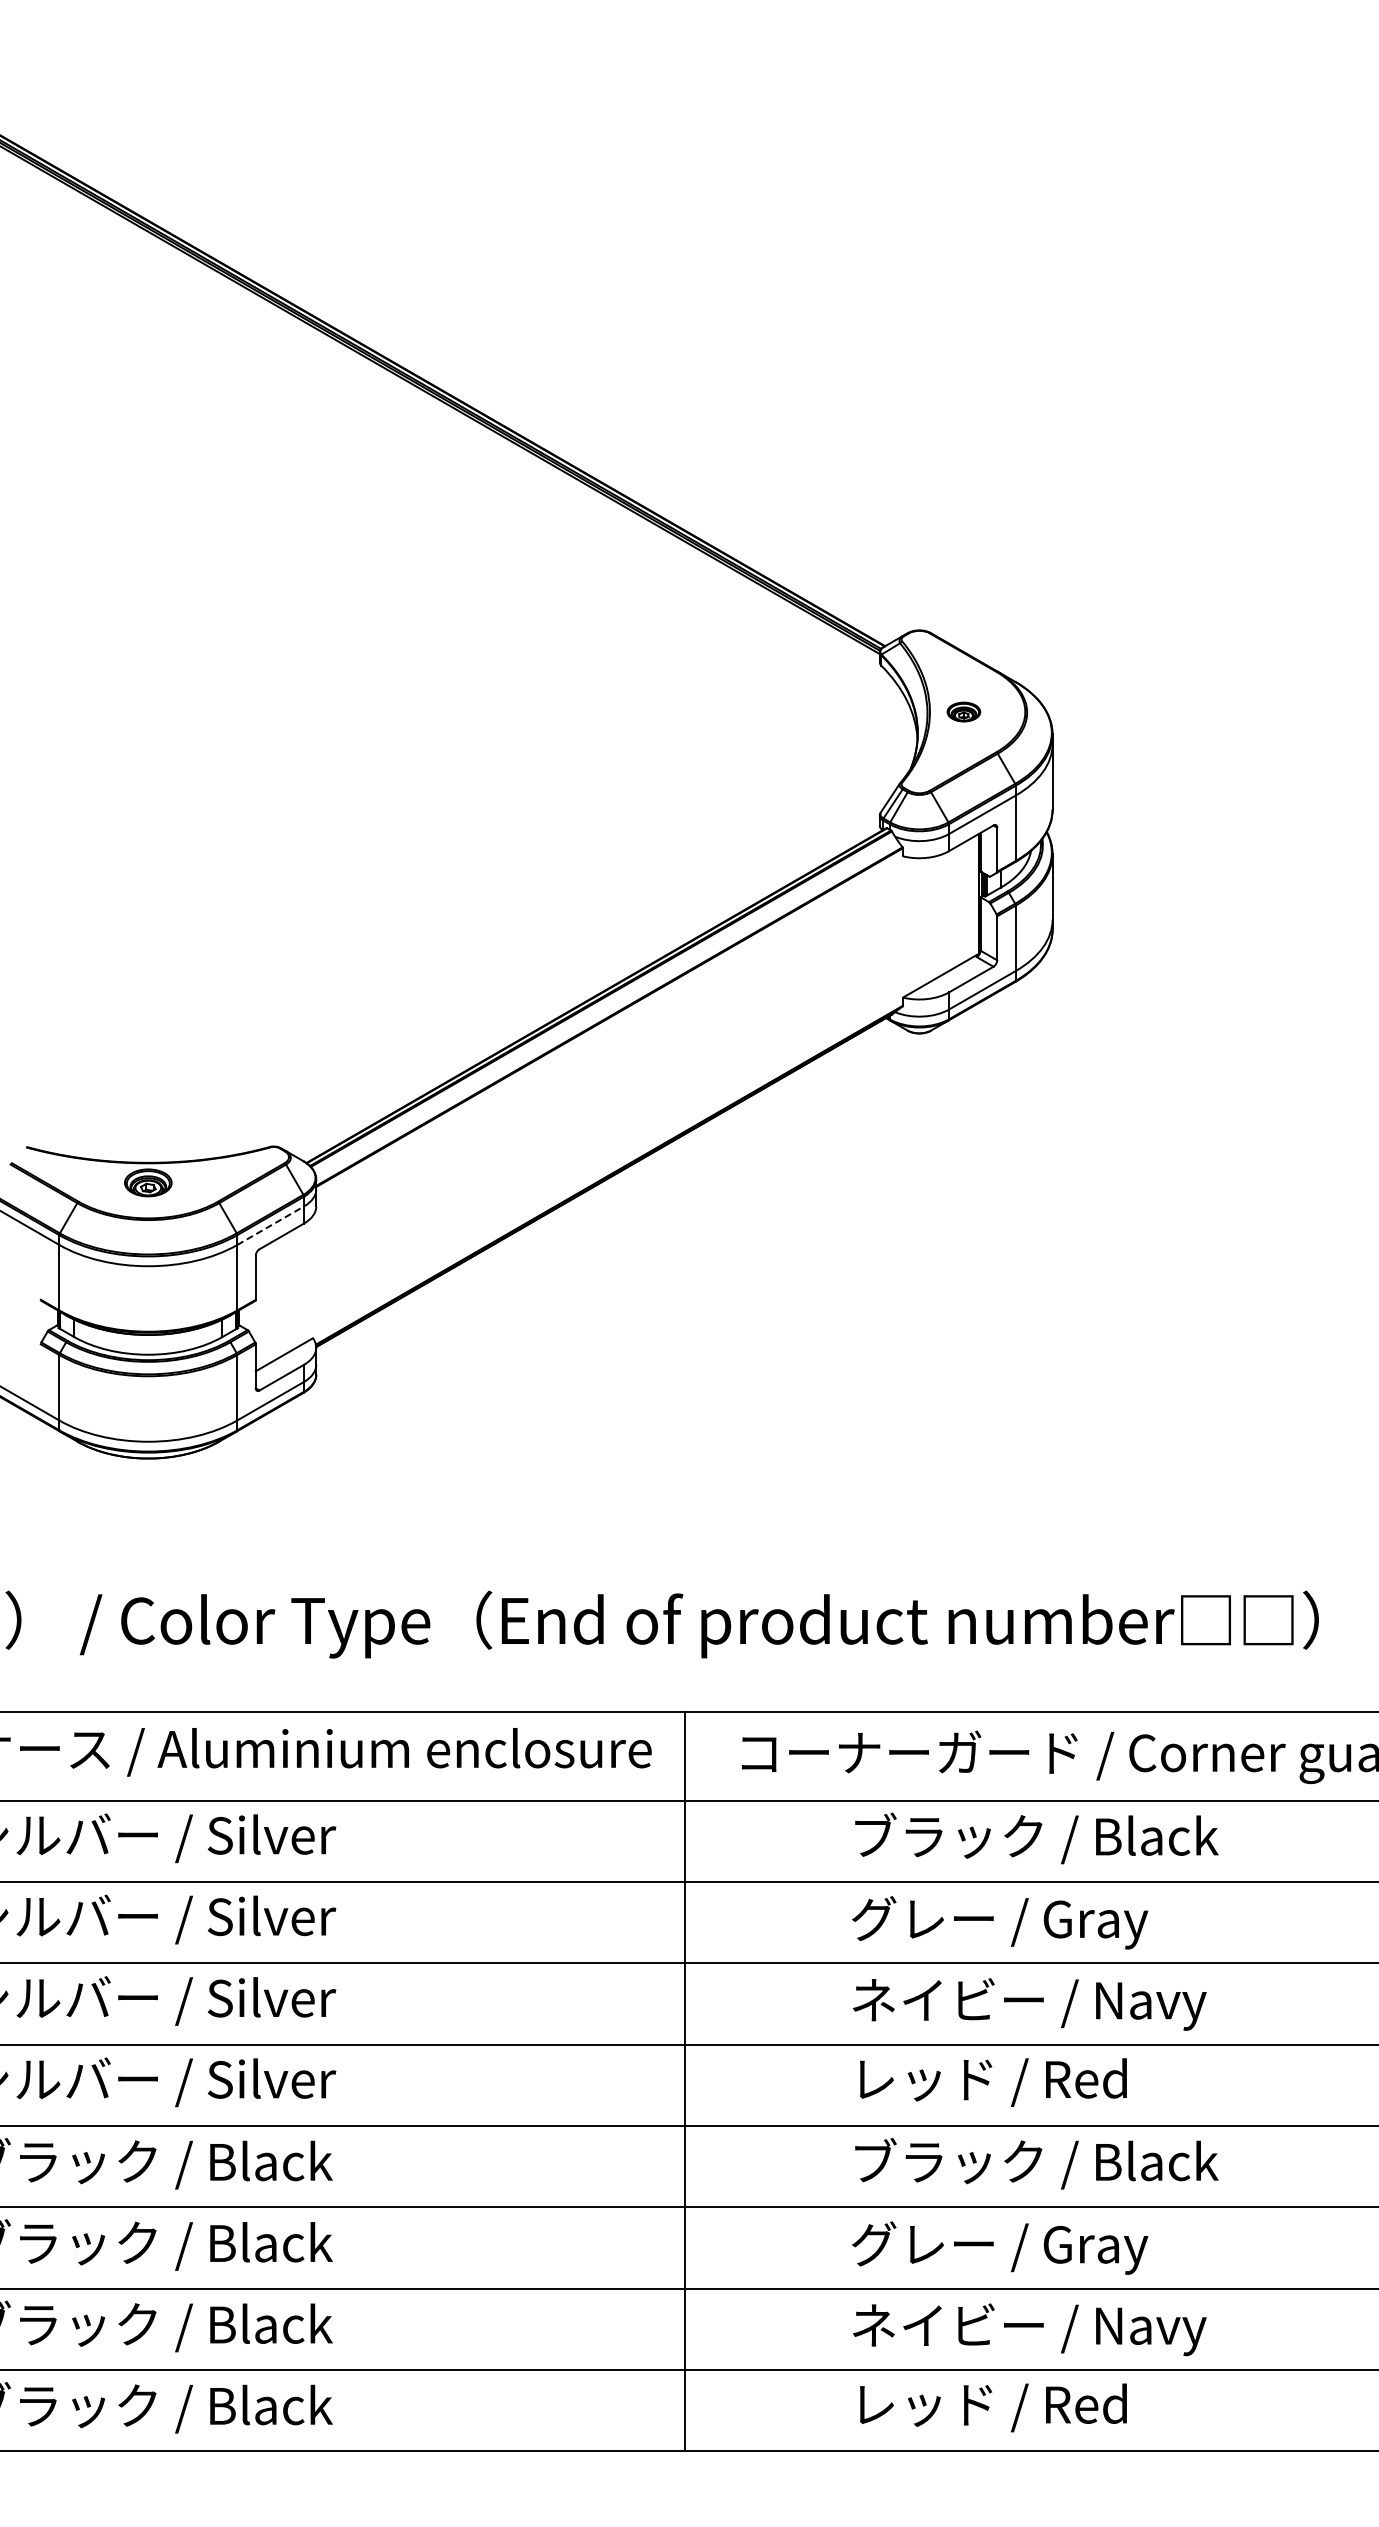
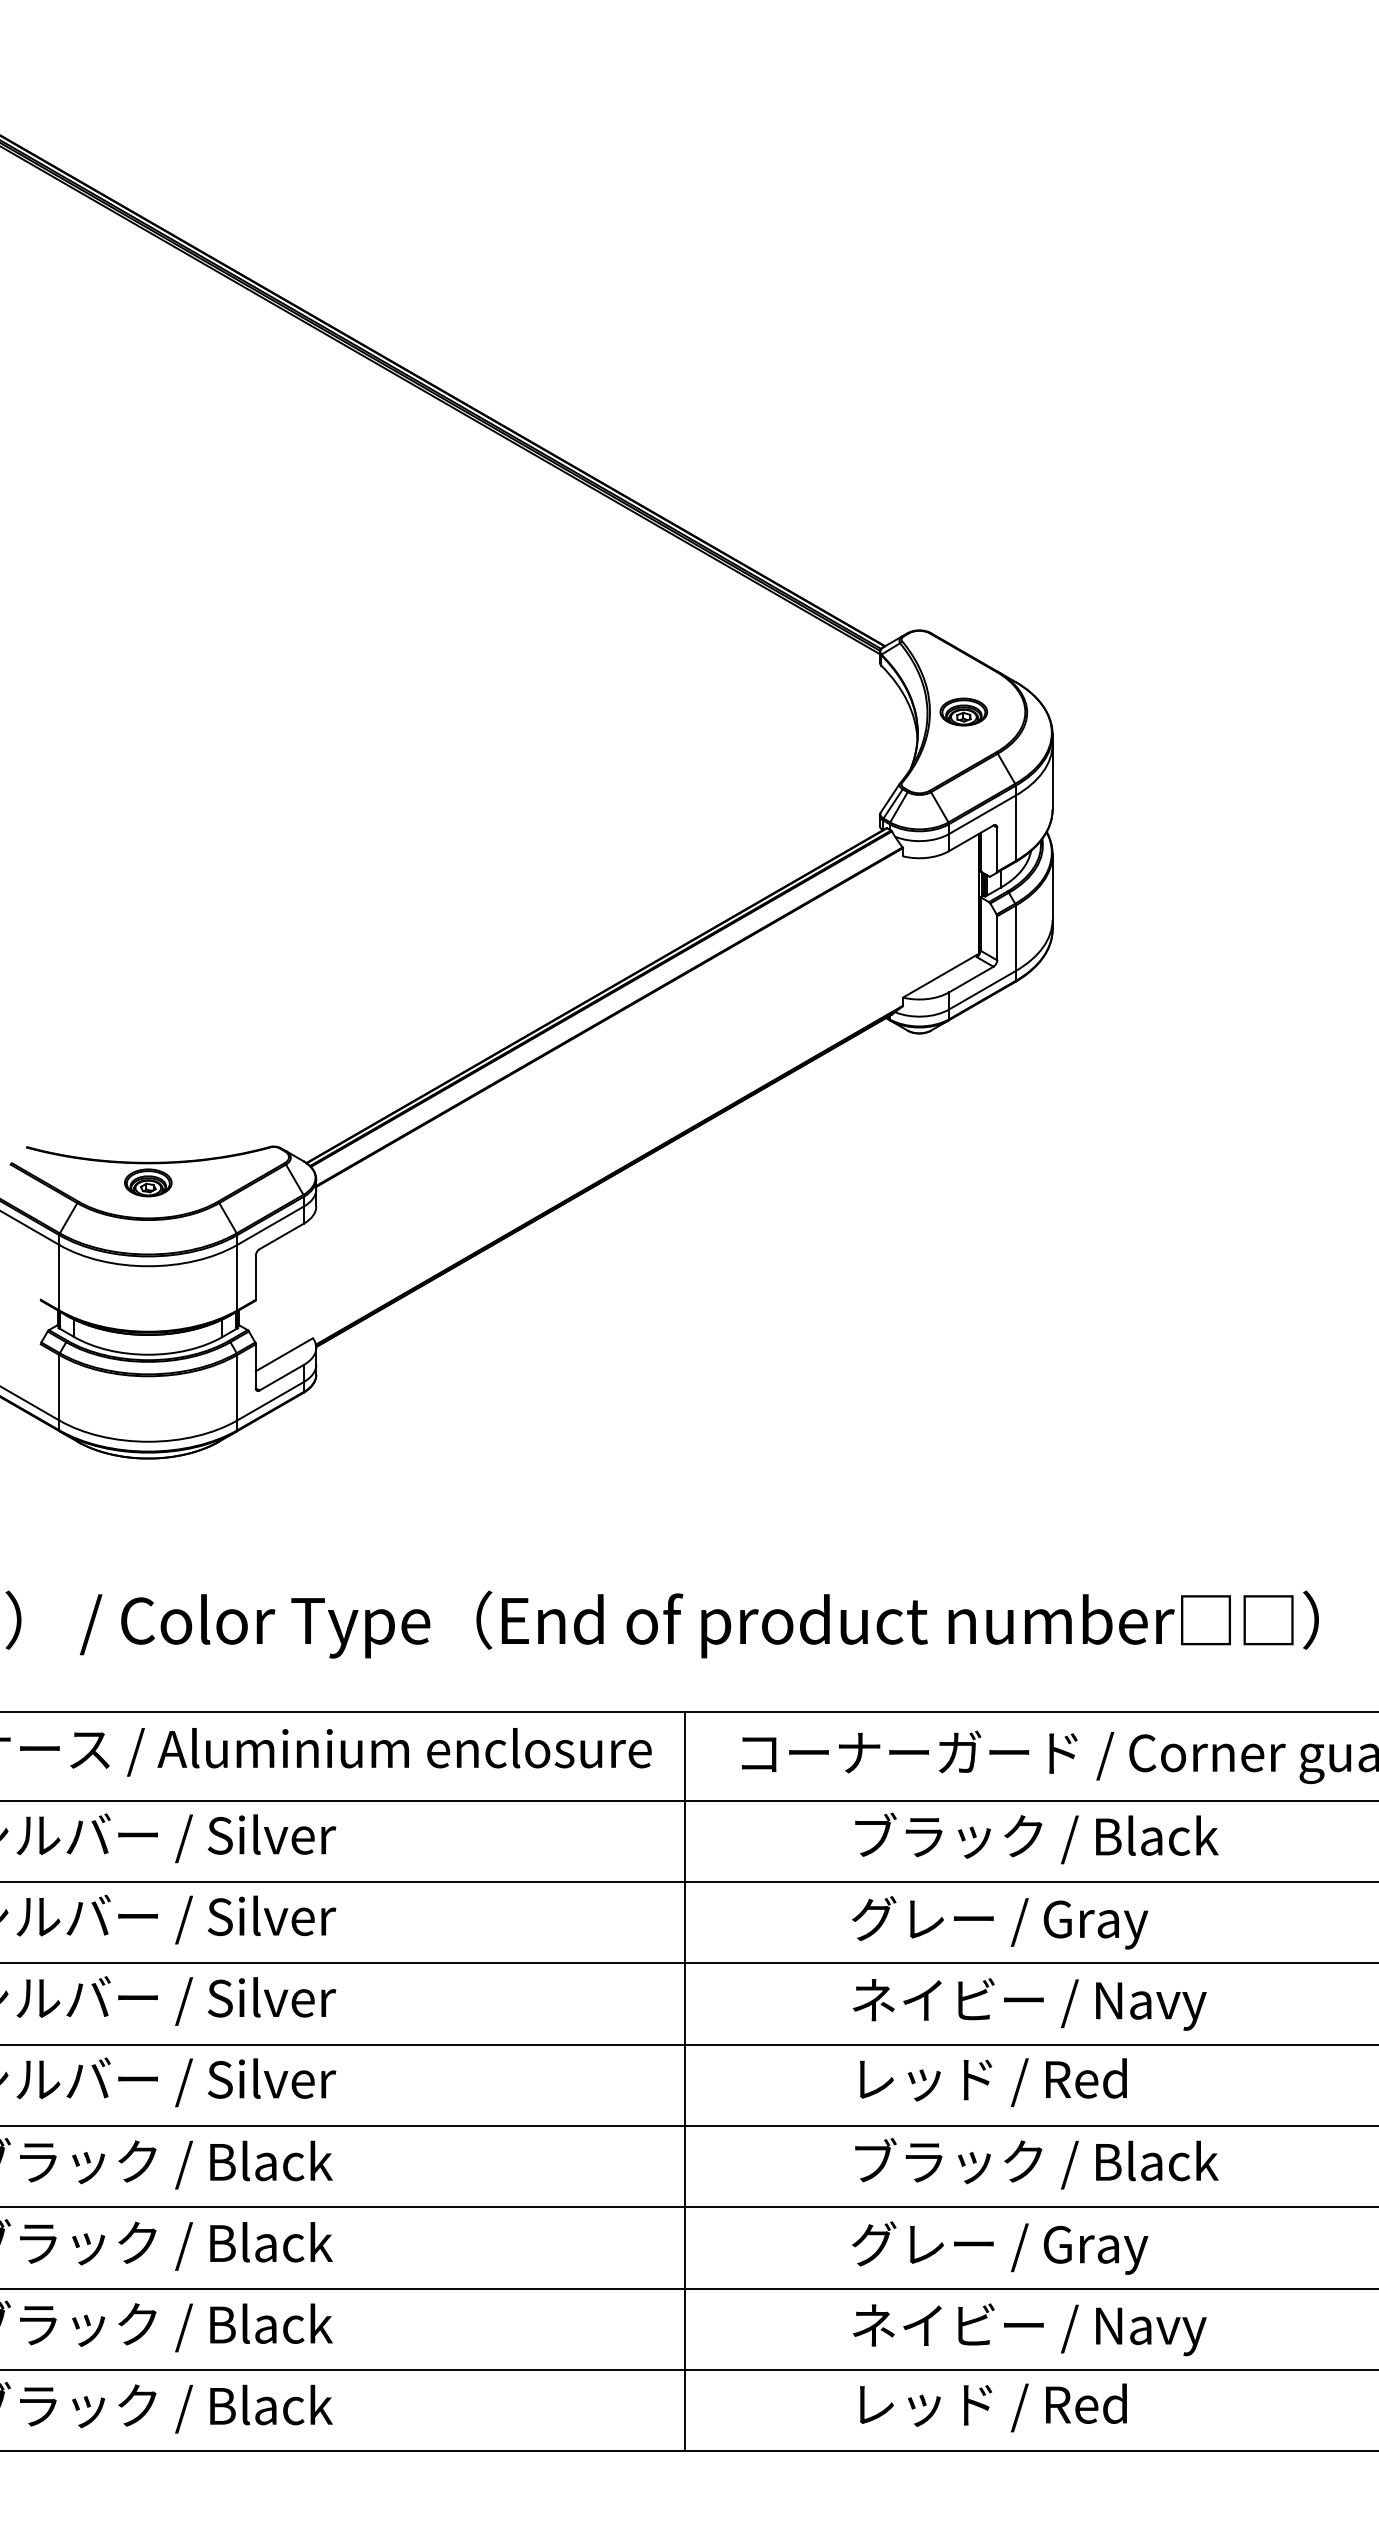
part size: 36x22 px -> 50x30 px (963, 711)
line: dashed -> solid (270, 1225)
